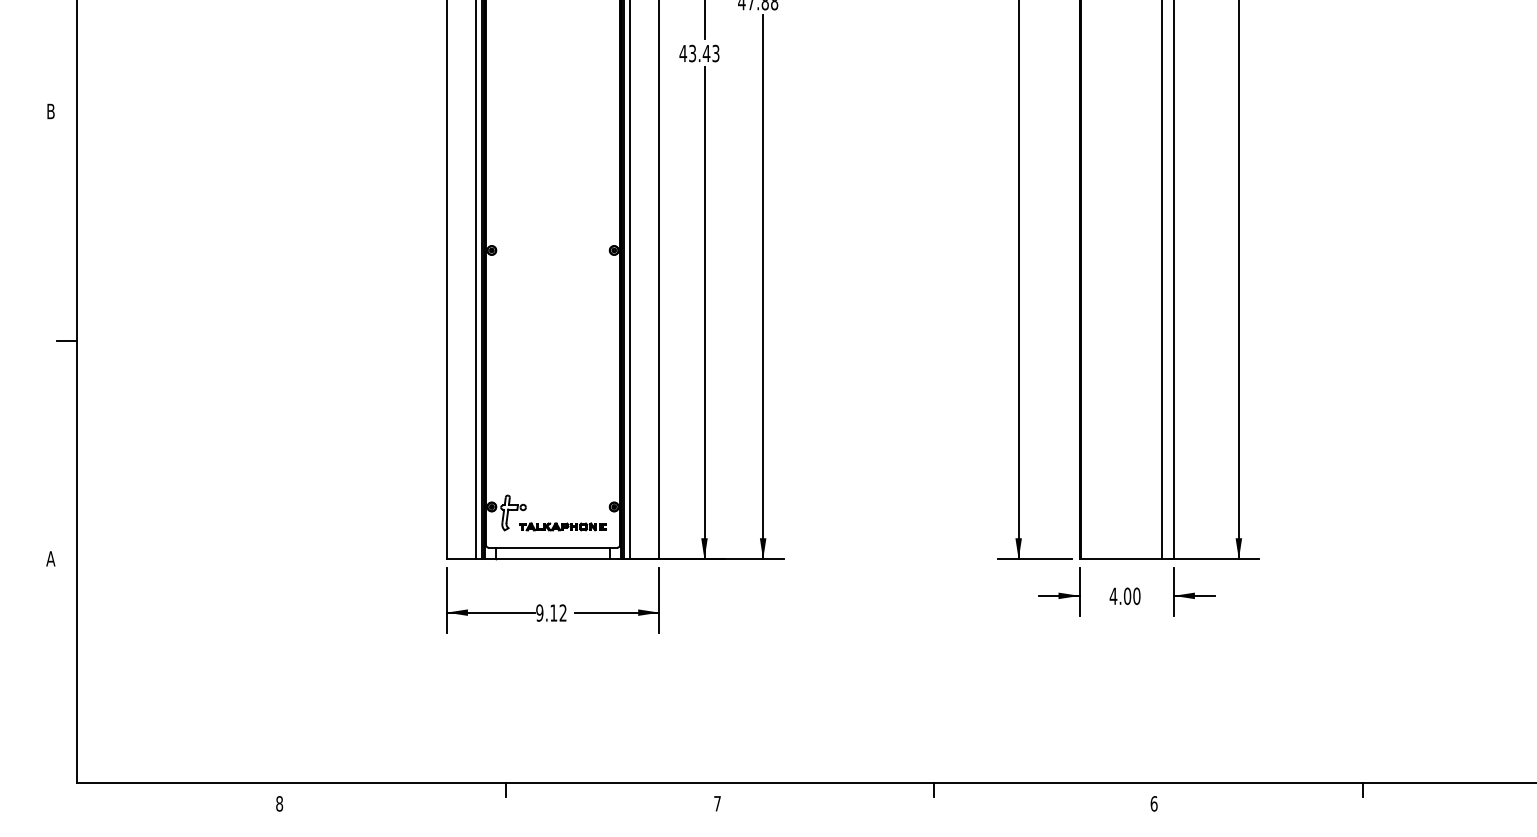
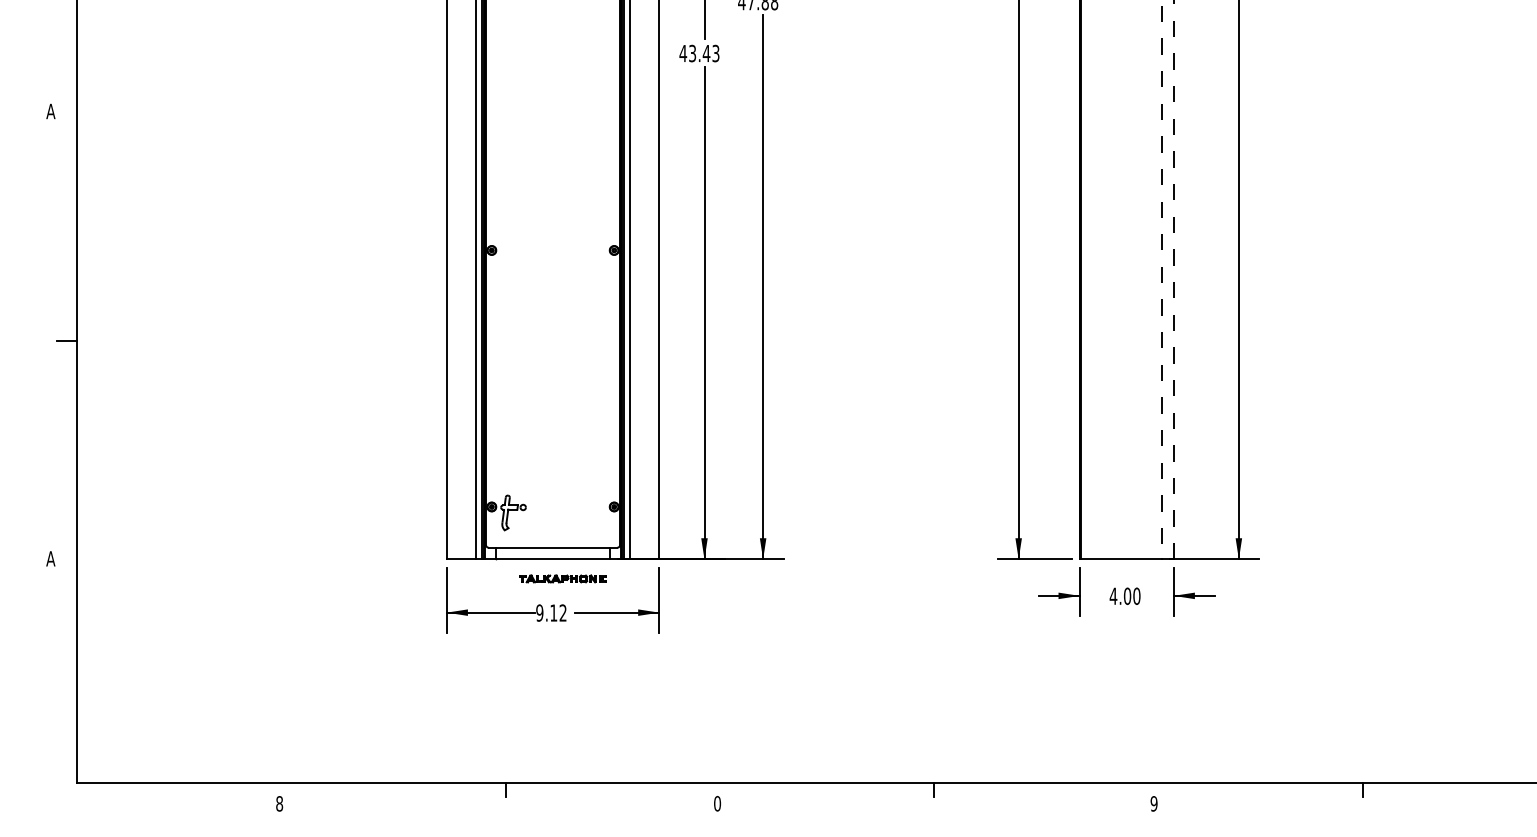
text: B -> A (50, 111)
line: solid -> dashed (1173, 279)
line: solid -> dashed (1162, 280)
part position: (562, 526) -> (562, 578) (562, 578)
text: 7 -> 0 (717, 803)
text: 6 -> 9 (1153, 803)
